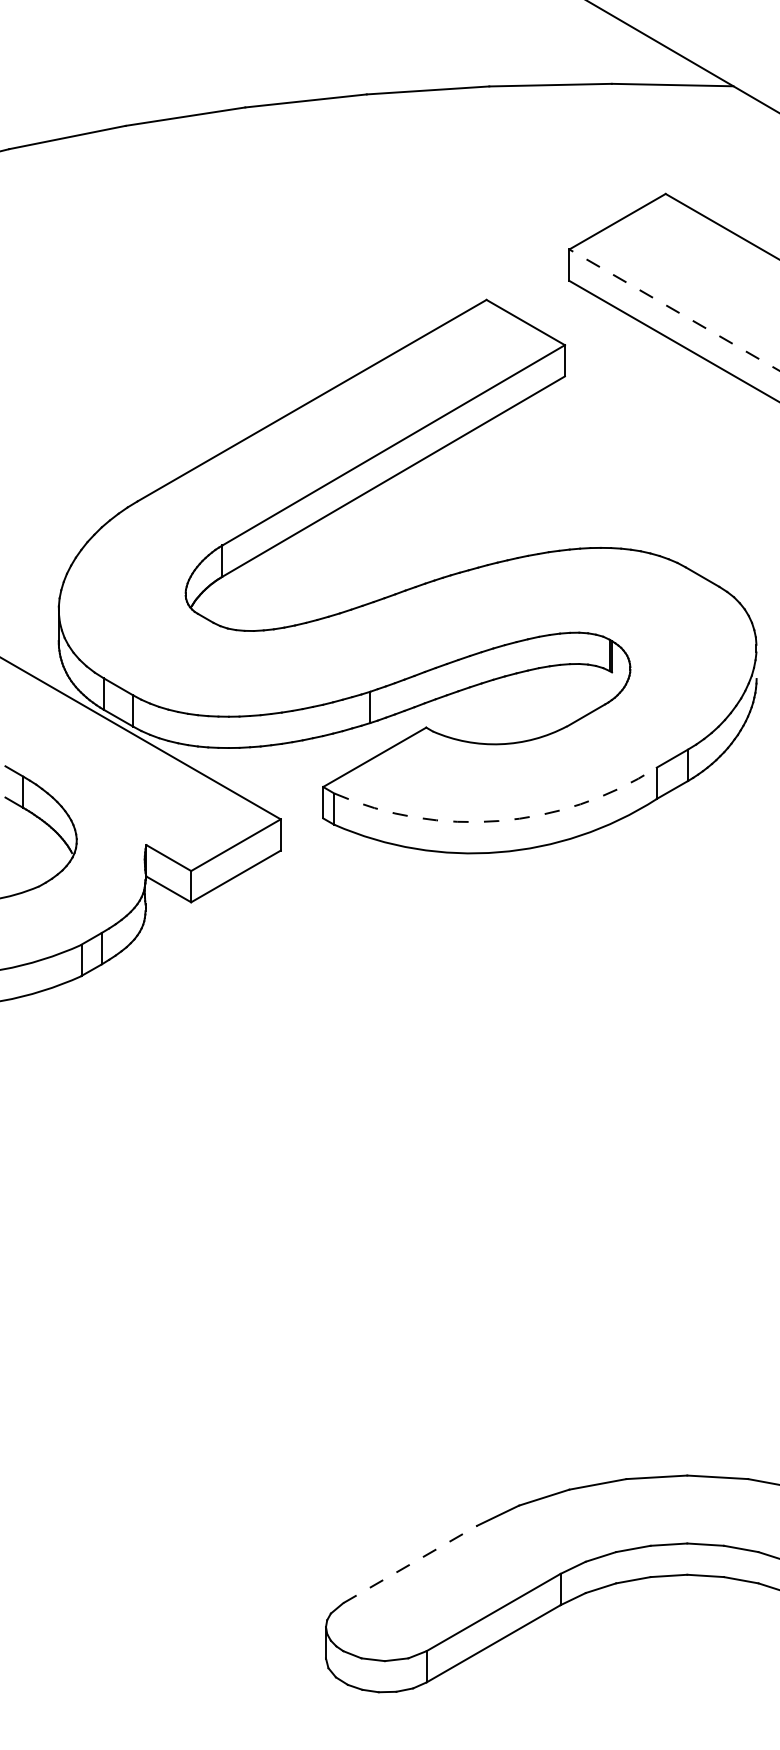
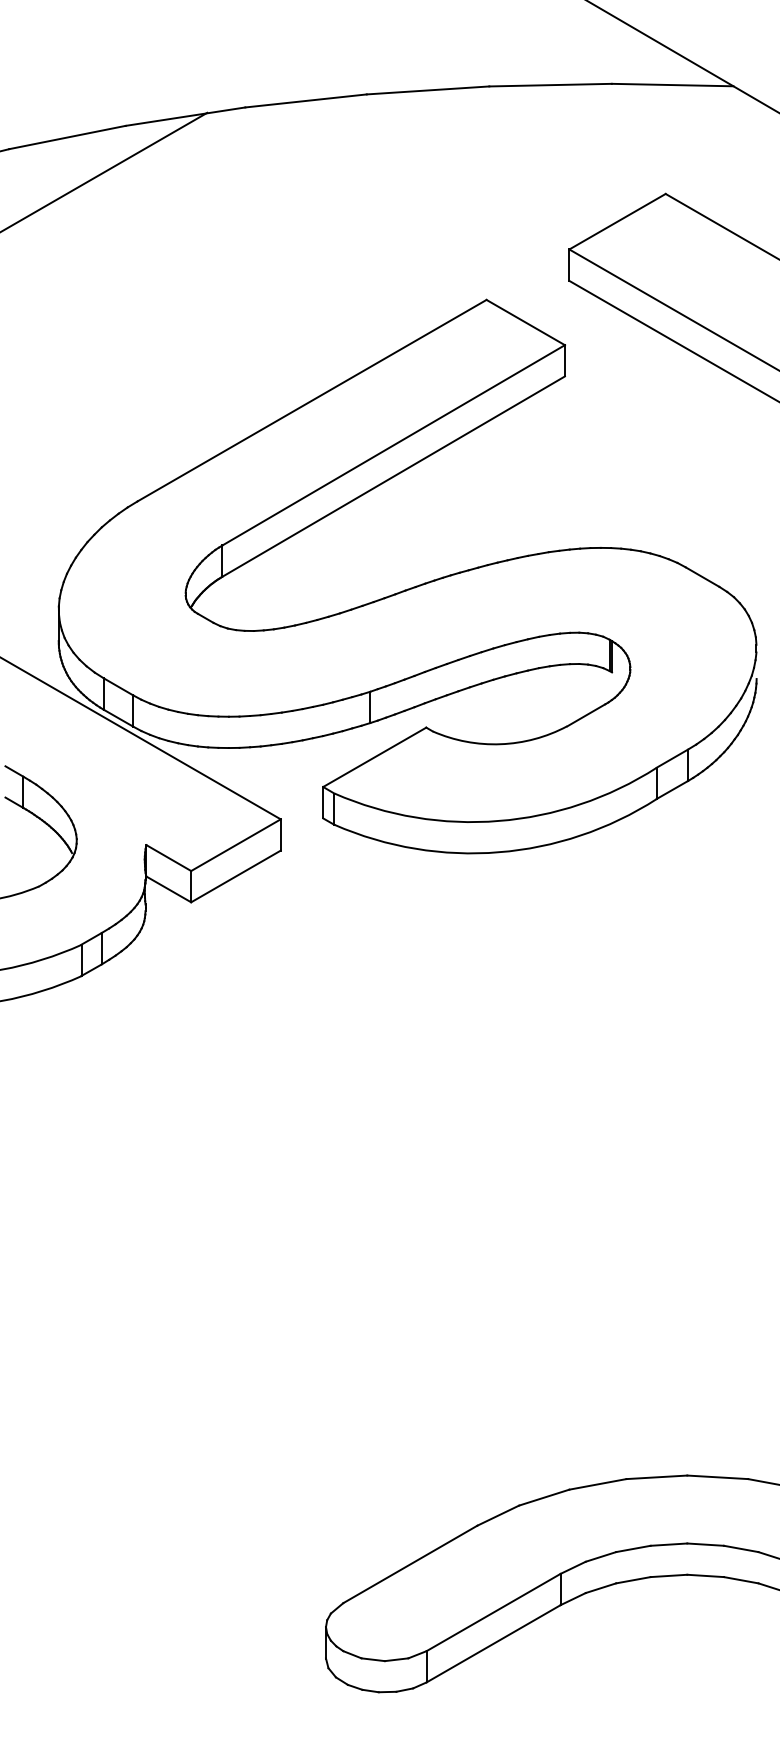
line: none -> present (104, 171)
line: dashed -> solid (673, 309)
arc: dashed -> solid (498, 821)
line: dashed -> solid (410, 1564)
